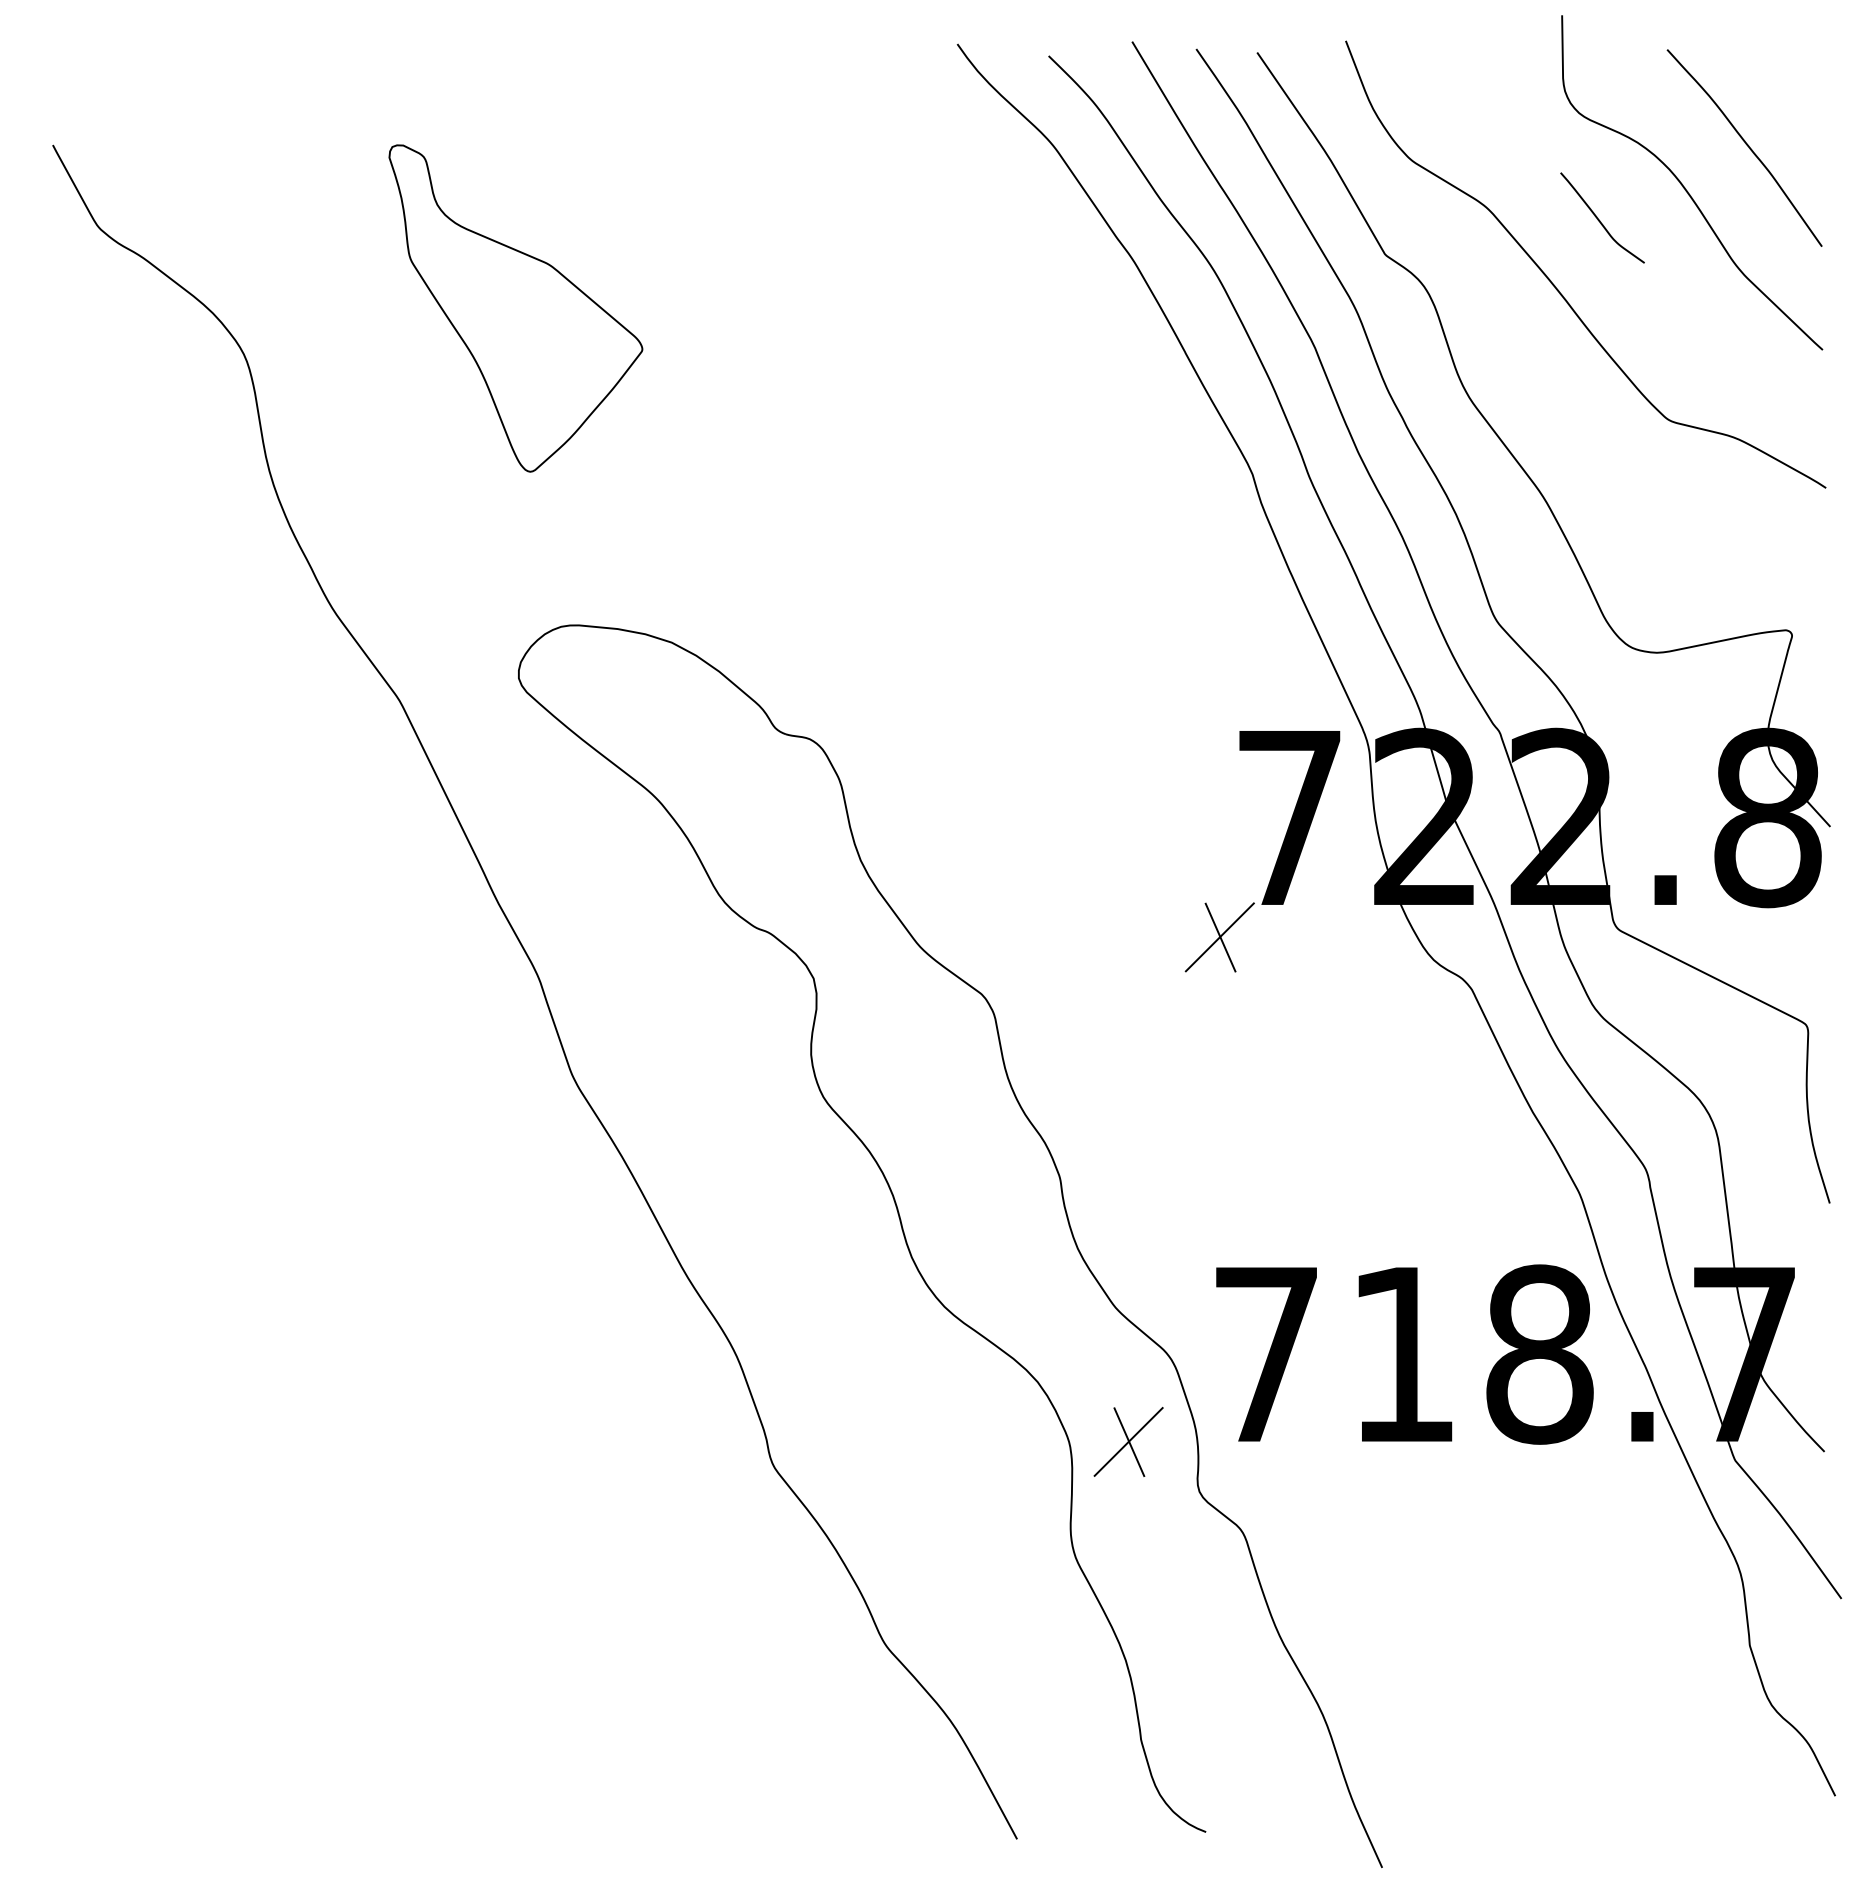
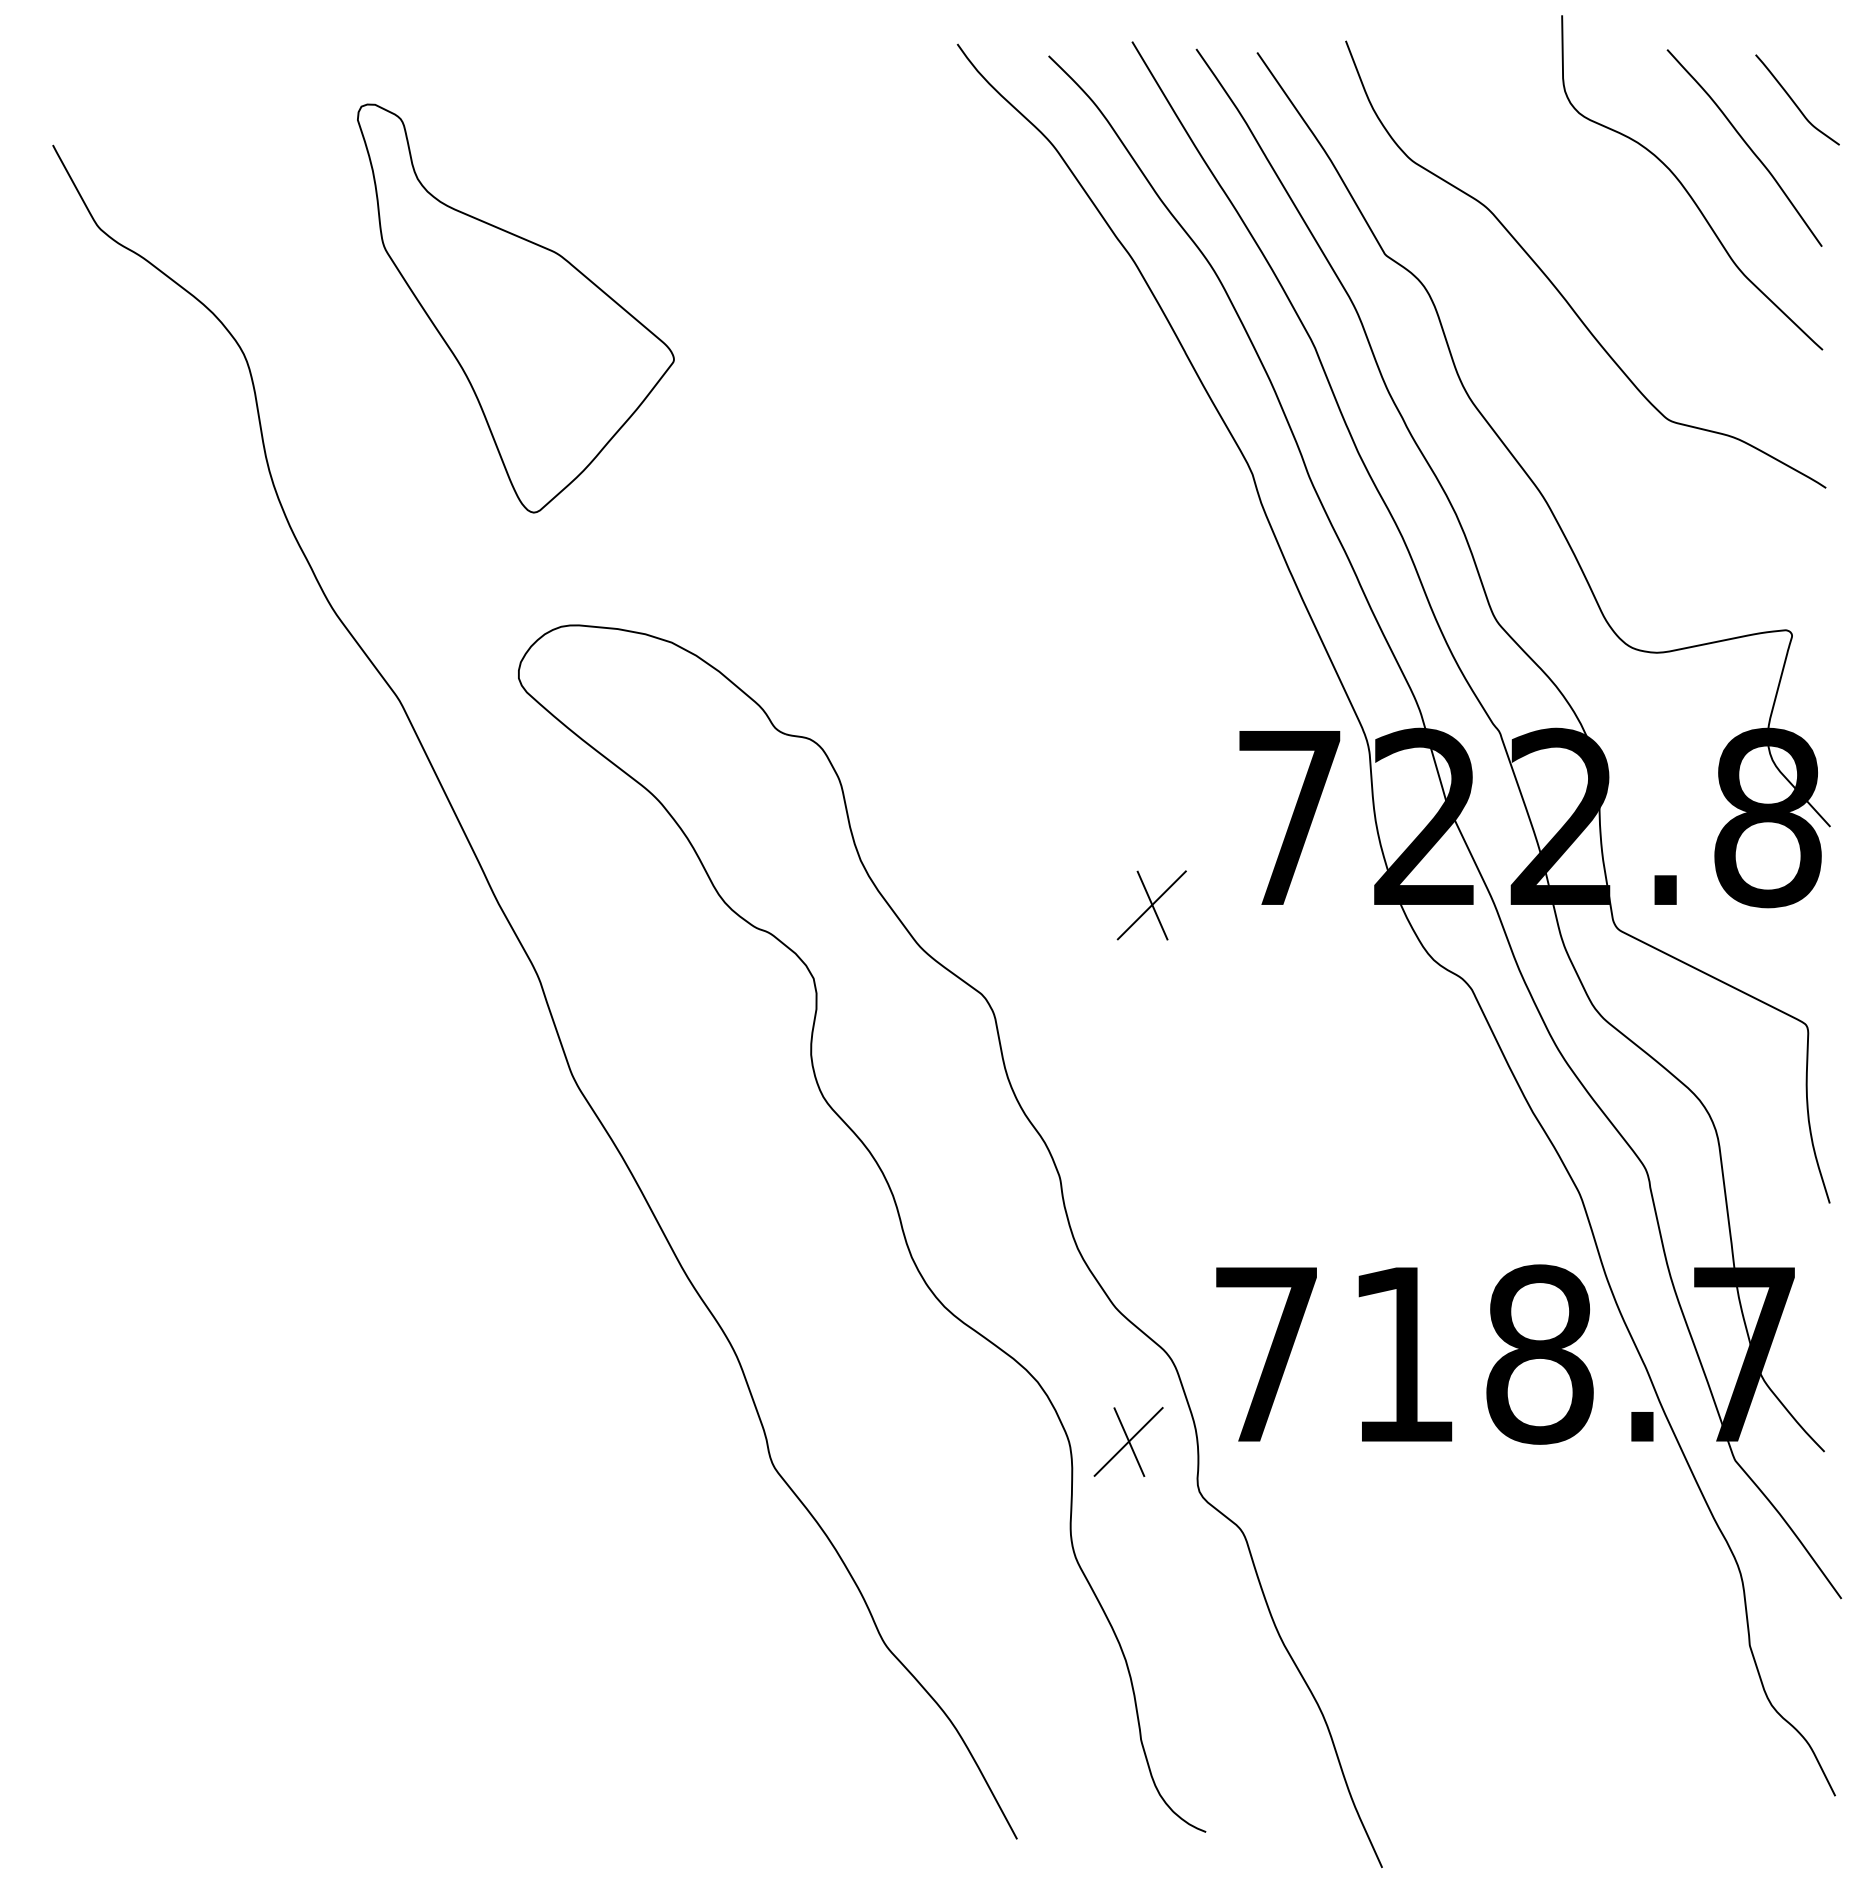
curve position: (1599, 219) -> (1794, 101) (1794, 101)
part size: 256x329 px -> 318x411 px (515, 308)
part position: (1219, 937) -> (1151, 905) (1151, 905)
